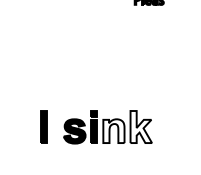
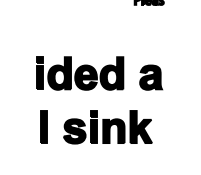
part: none -> present (80, 73)
part: none -> present (151, 77)
fill: none -> present (141, 127)
fill: none -> present (113, 131)
